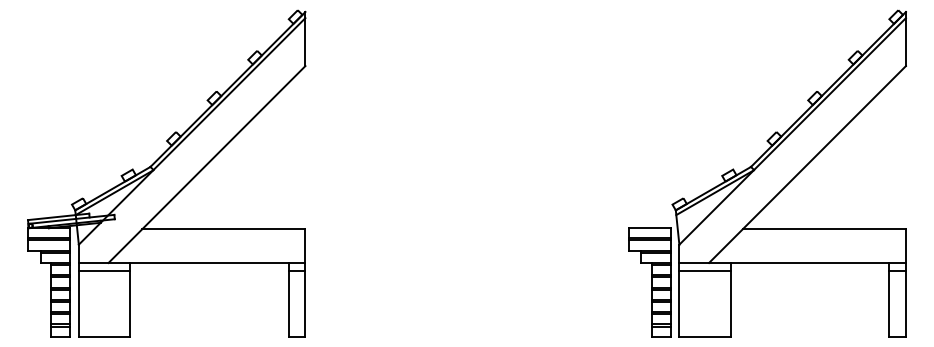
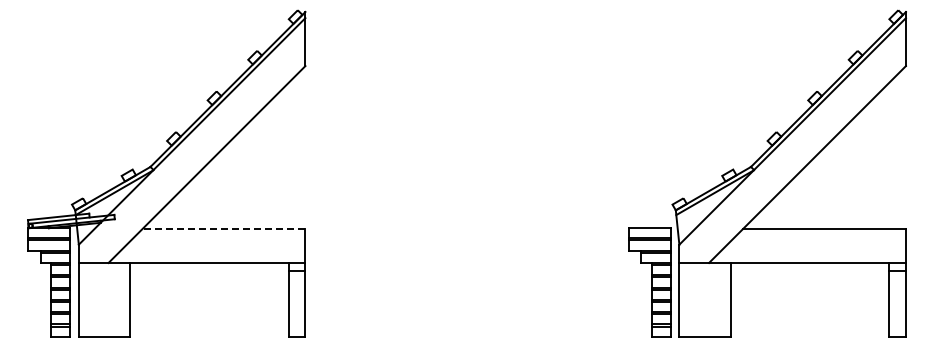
line: solid -> dashed (223, 229)
line: present -> none (104, 270)
line: present -> none (704, 270)
